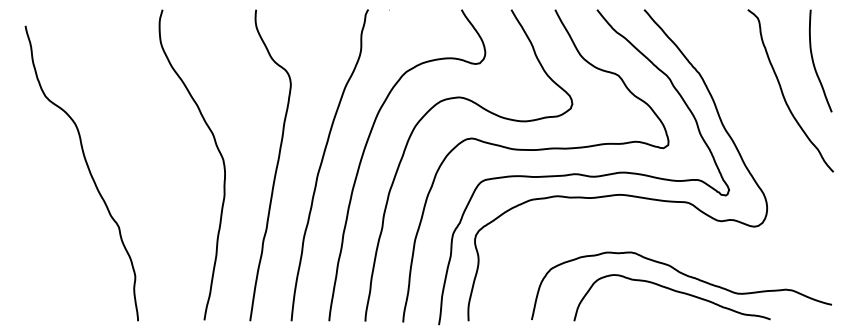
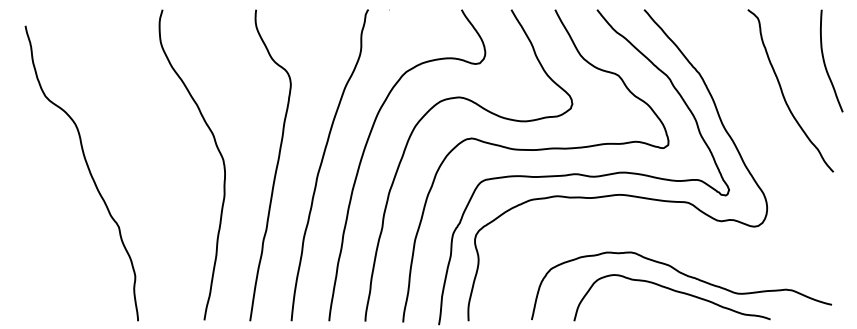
curve position: (814, 62) -> (825, 62) (825, 62)
